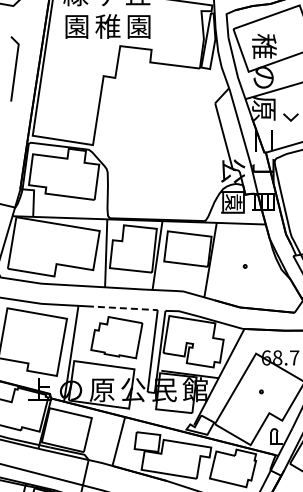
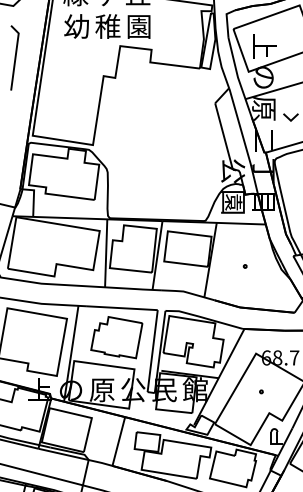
text: 園 -> 幼 (76, 26)
text: 稚 -> 上 (264, 46)
line position: (14, 68) -> (14, 57) (14, 57)
line: dashed -> solid (122, 308)
